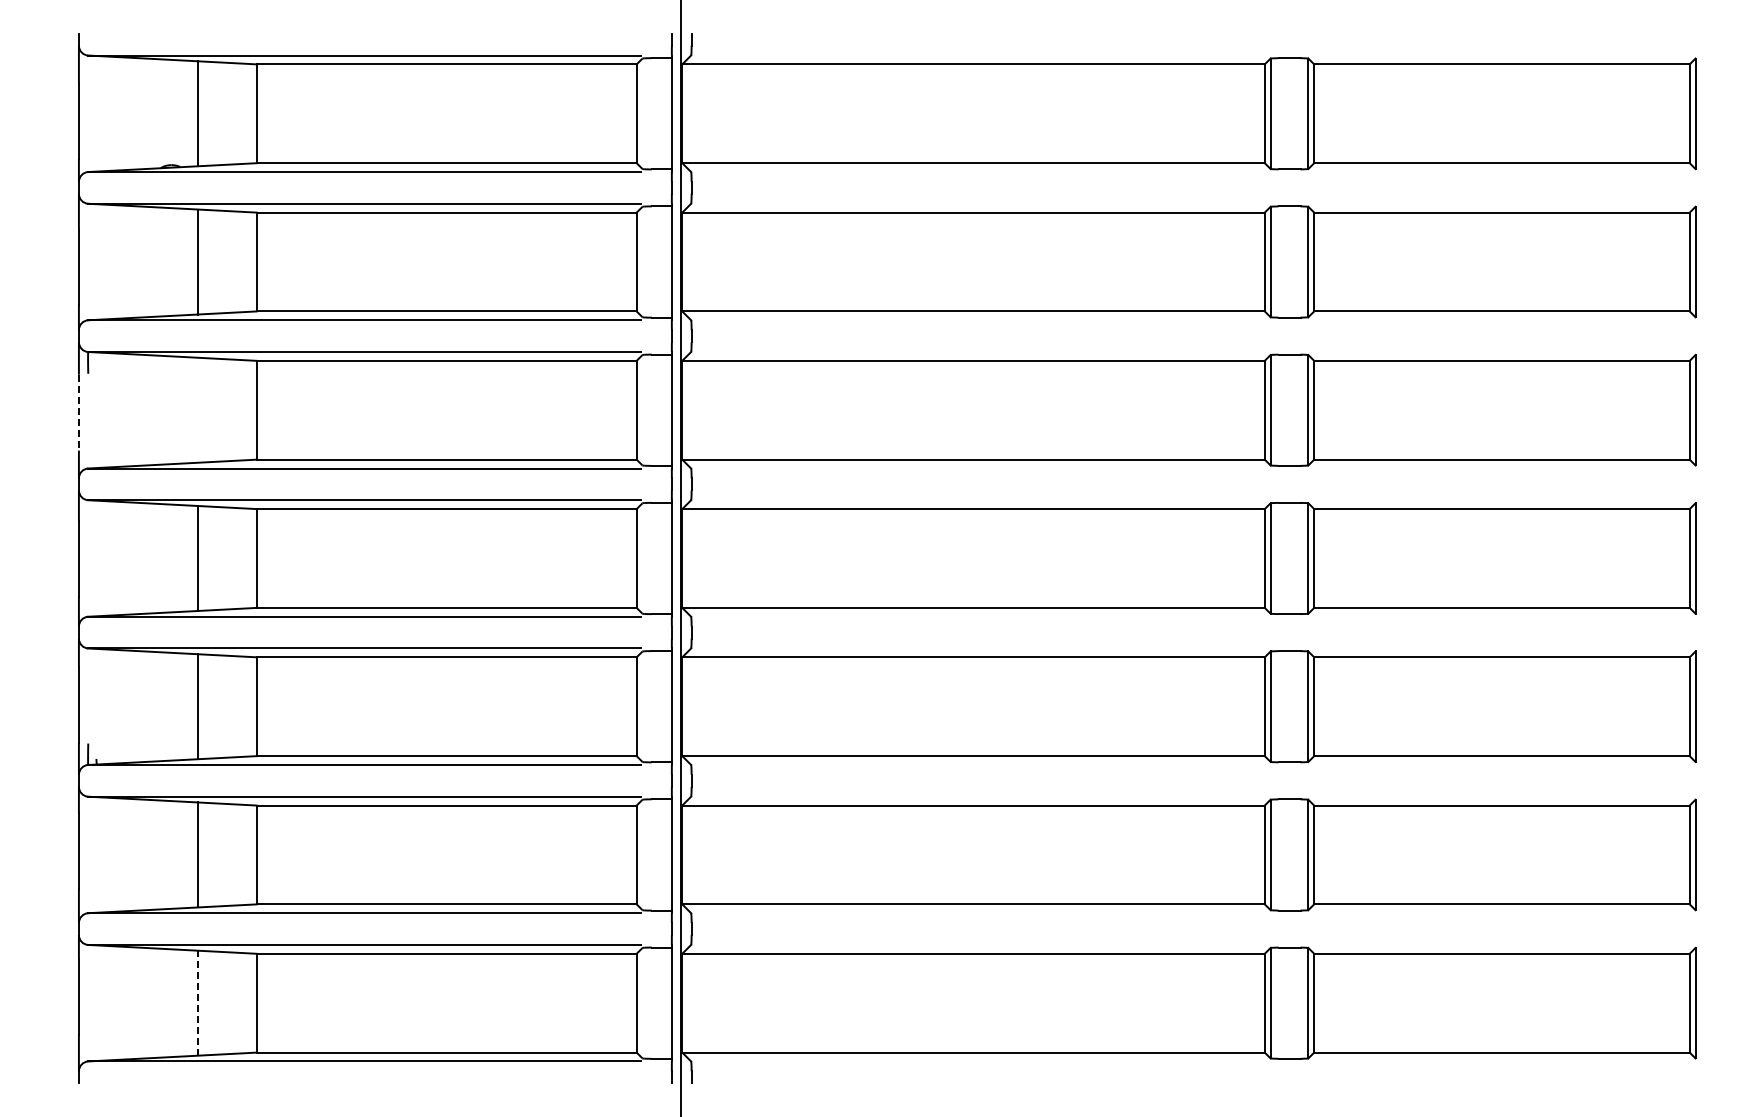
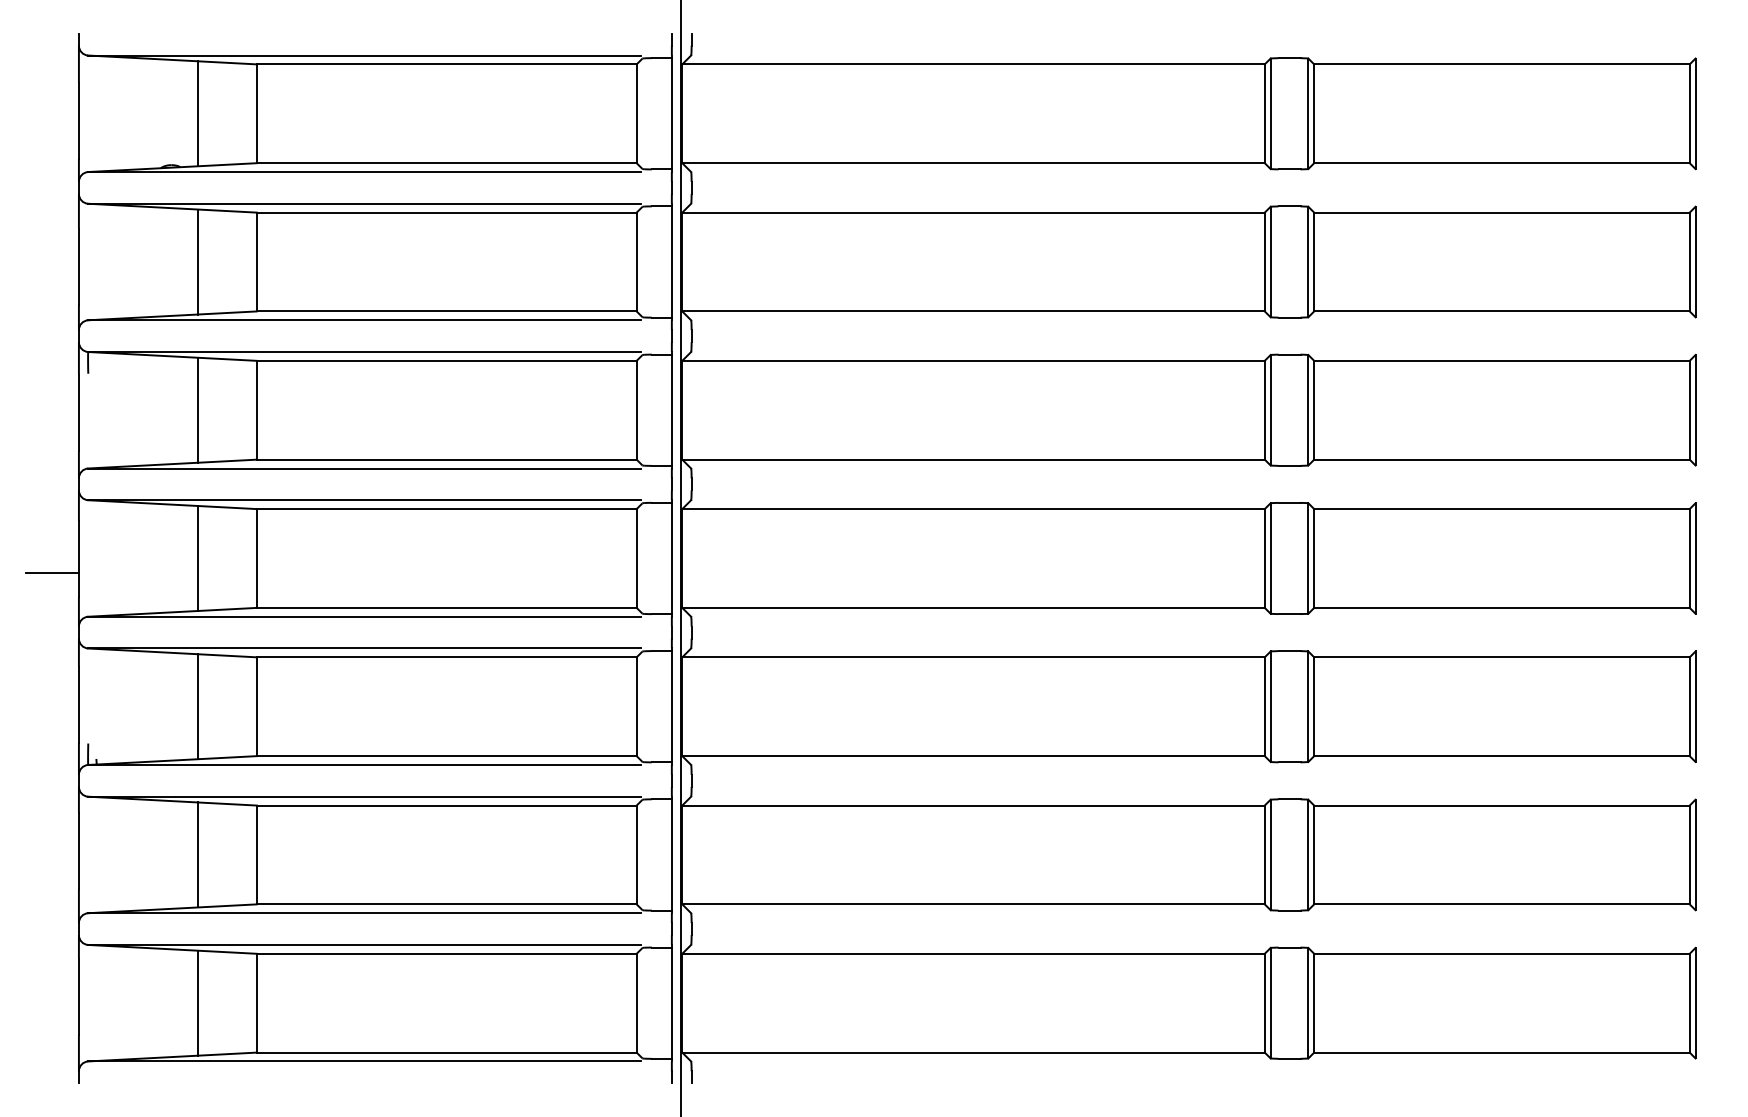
line: none -> present (197, 409)
line: dashed -> solid (78, 412)
line: none -> present (51, 573)
line: dashed -> solid (197, 1003)
